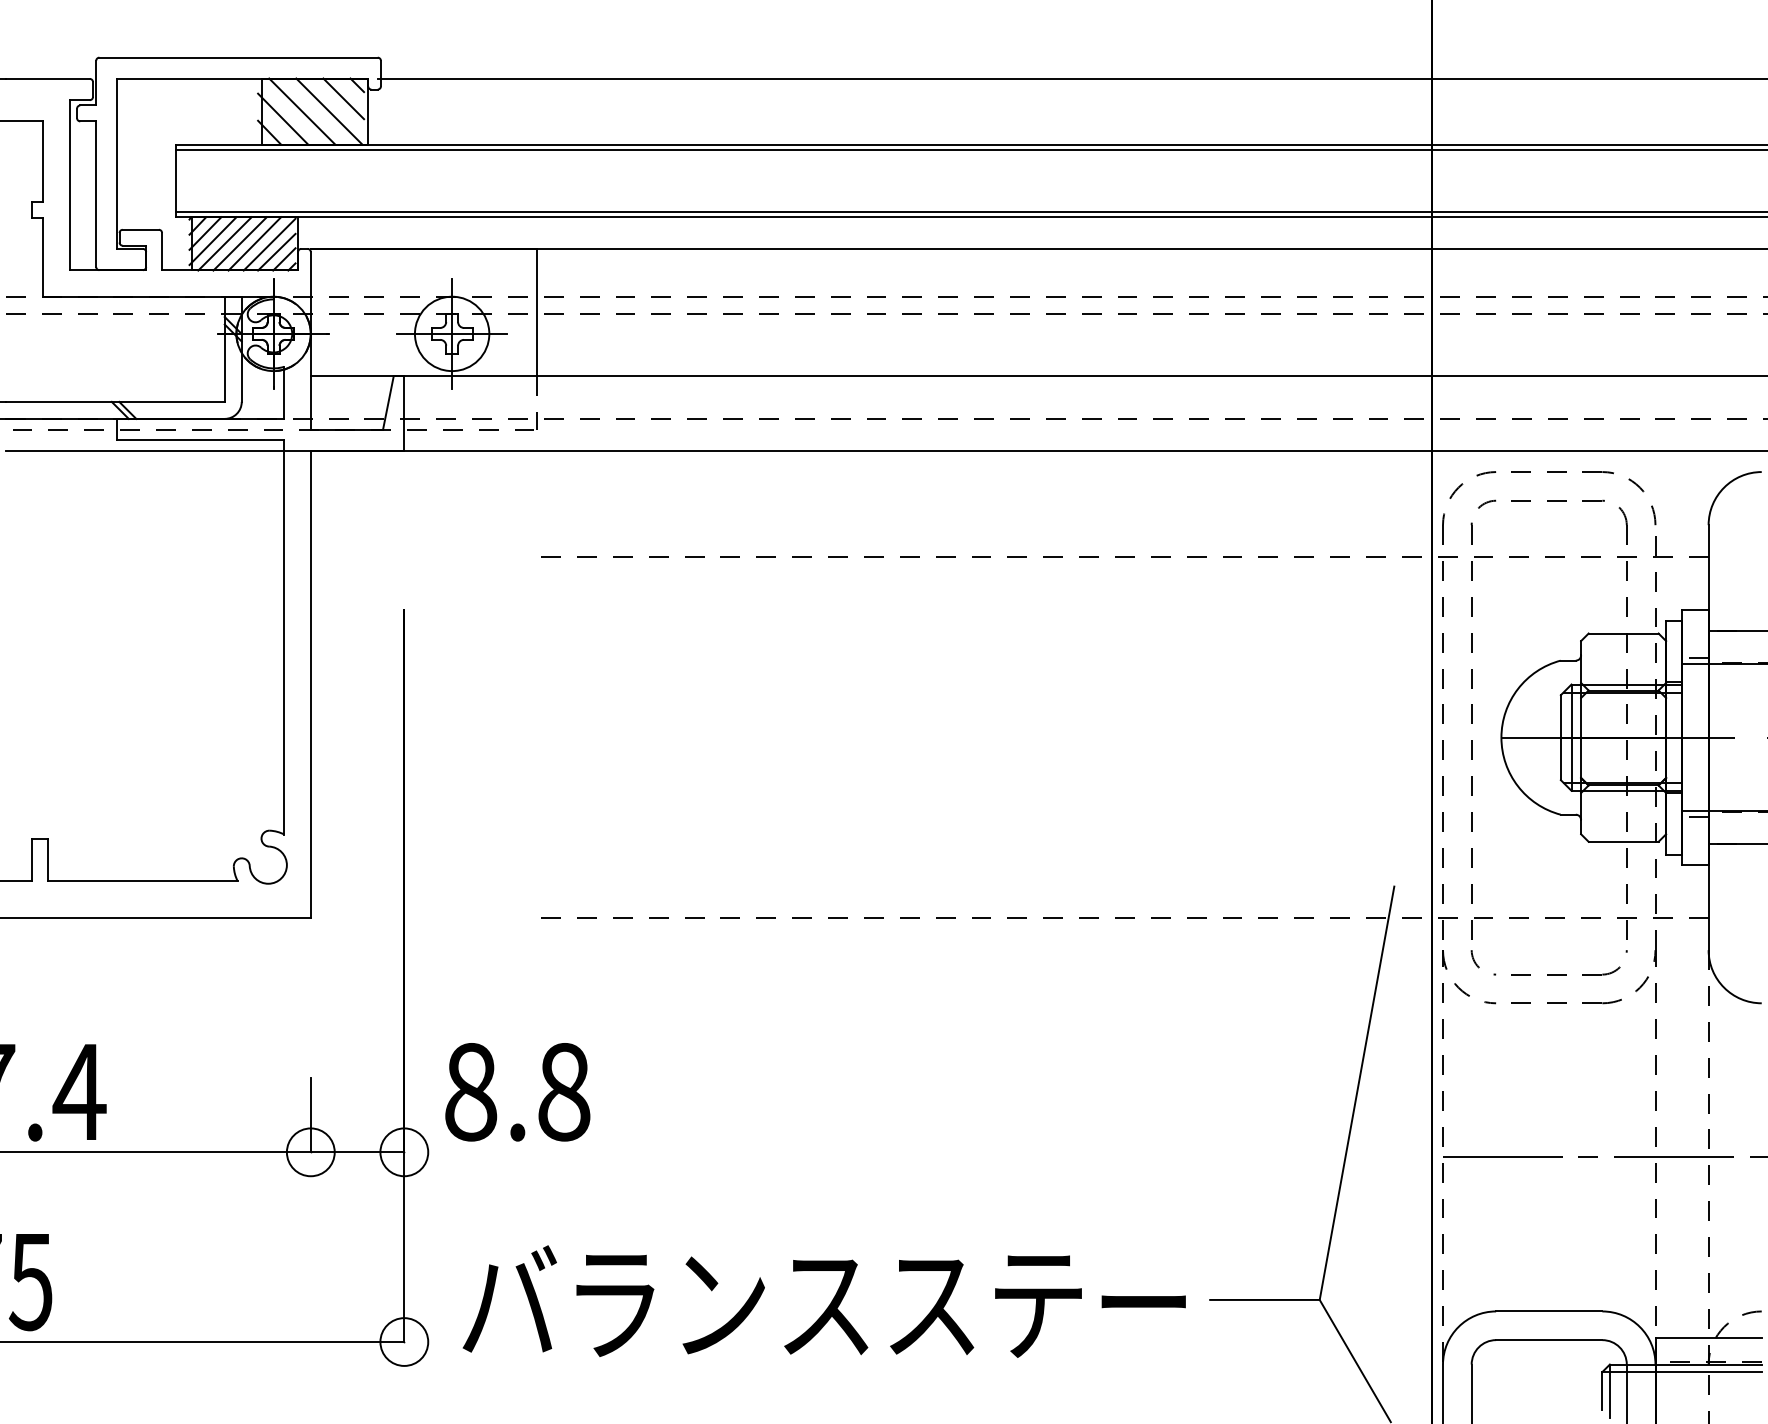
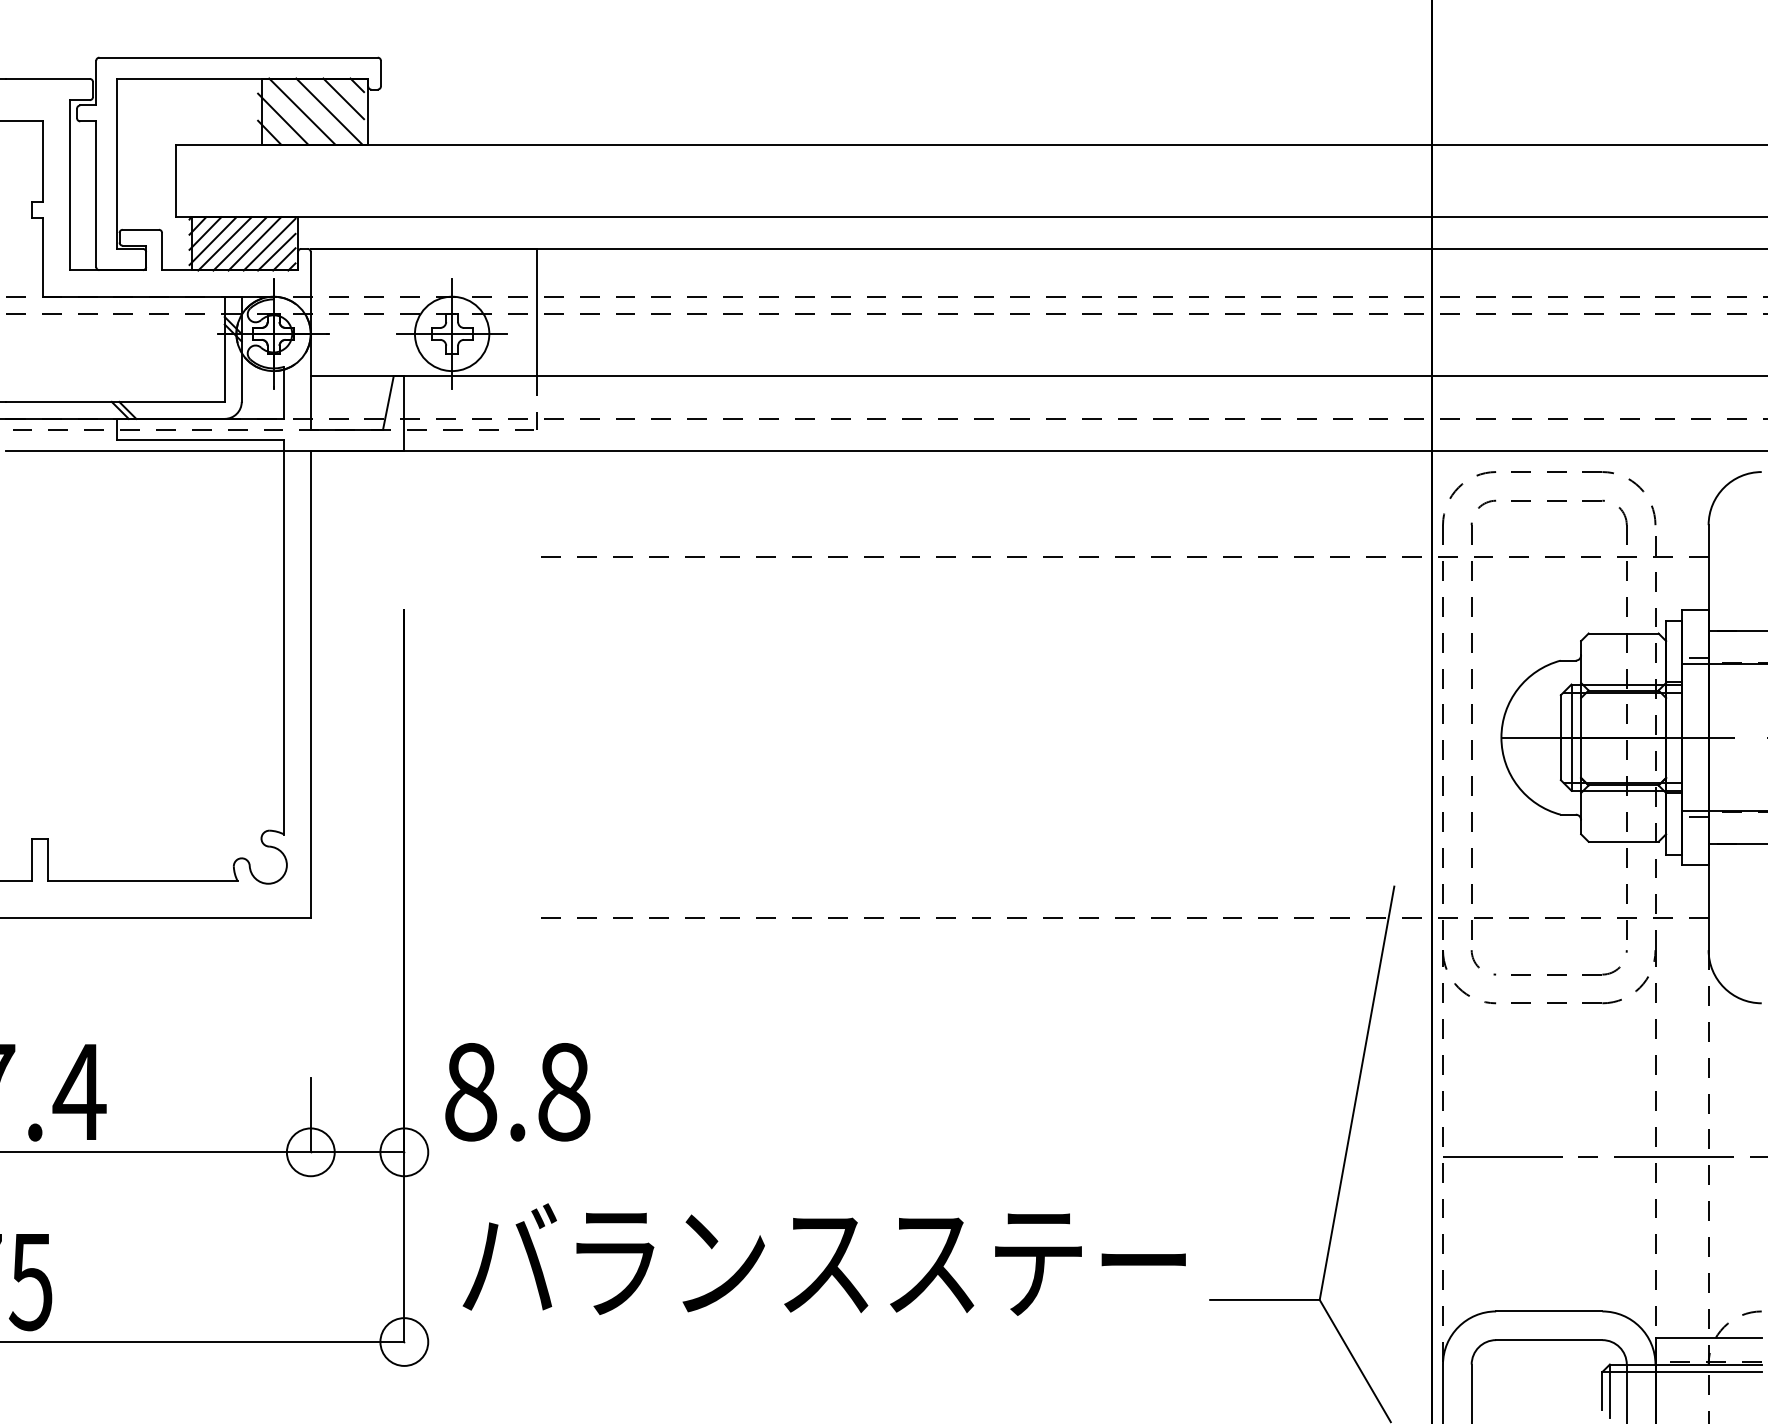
line: present -> none (1070, 78)
line: present -> none (969, 150)
line: present -> none (969, 211)
text position: (823, 1301) -> (823, 1259) (823, 1259)
